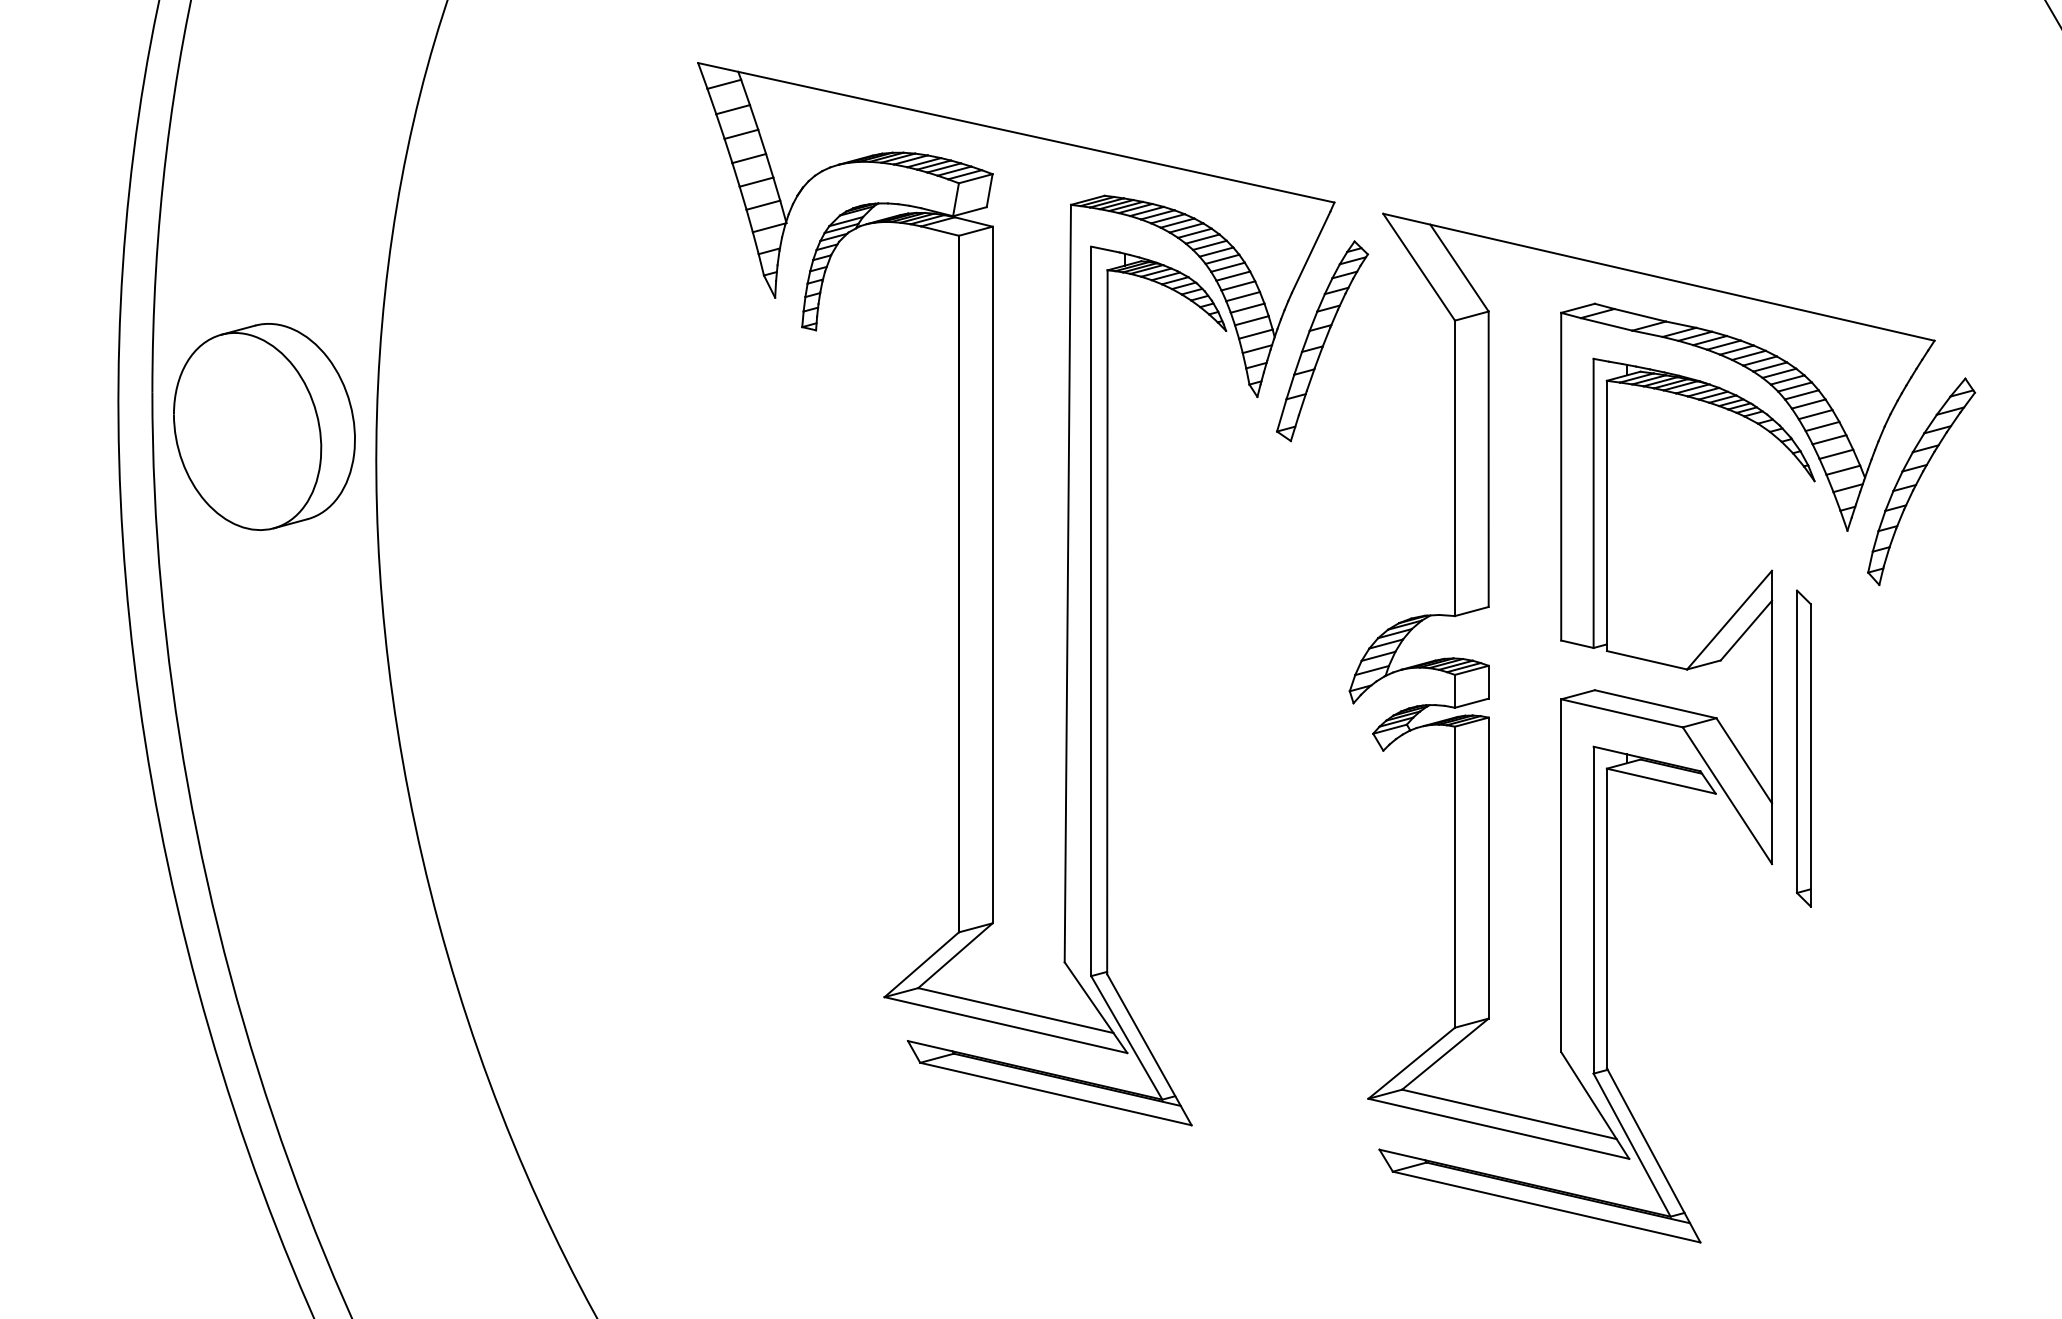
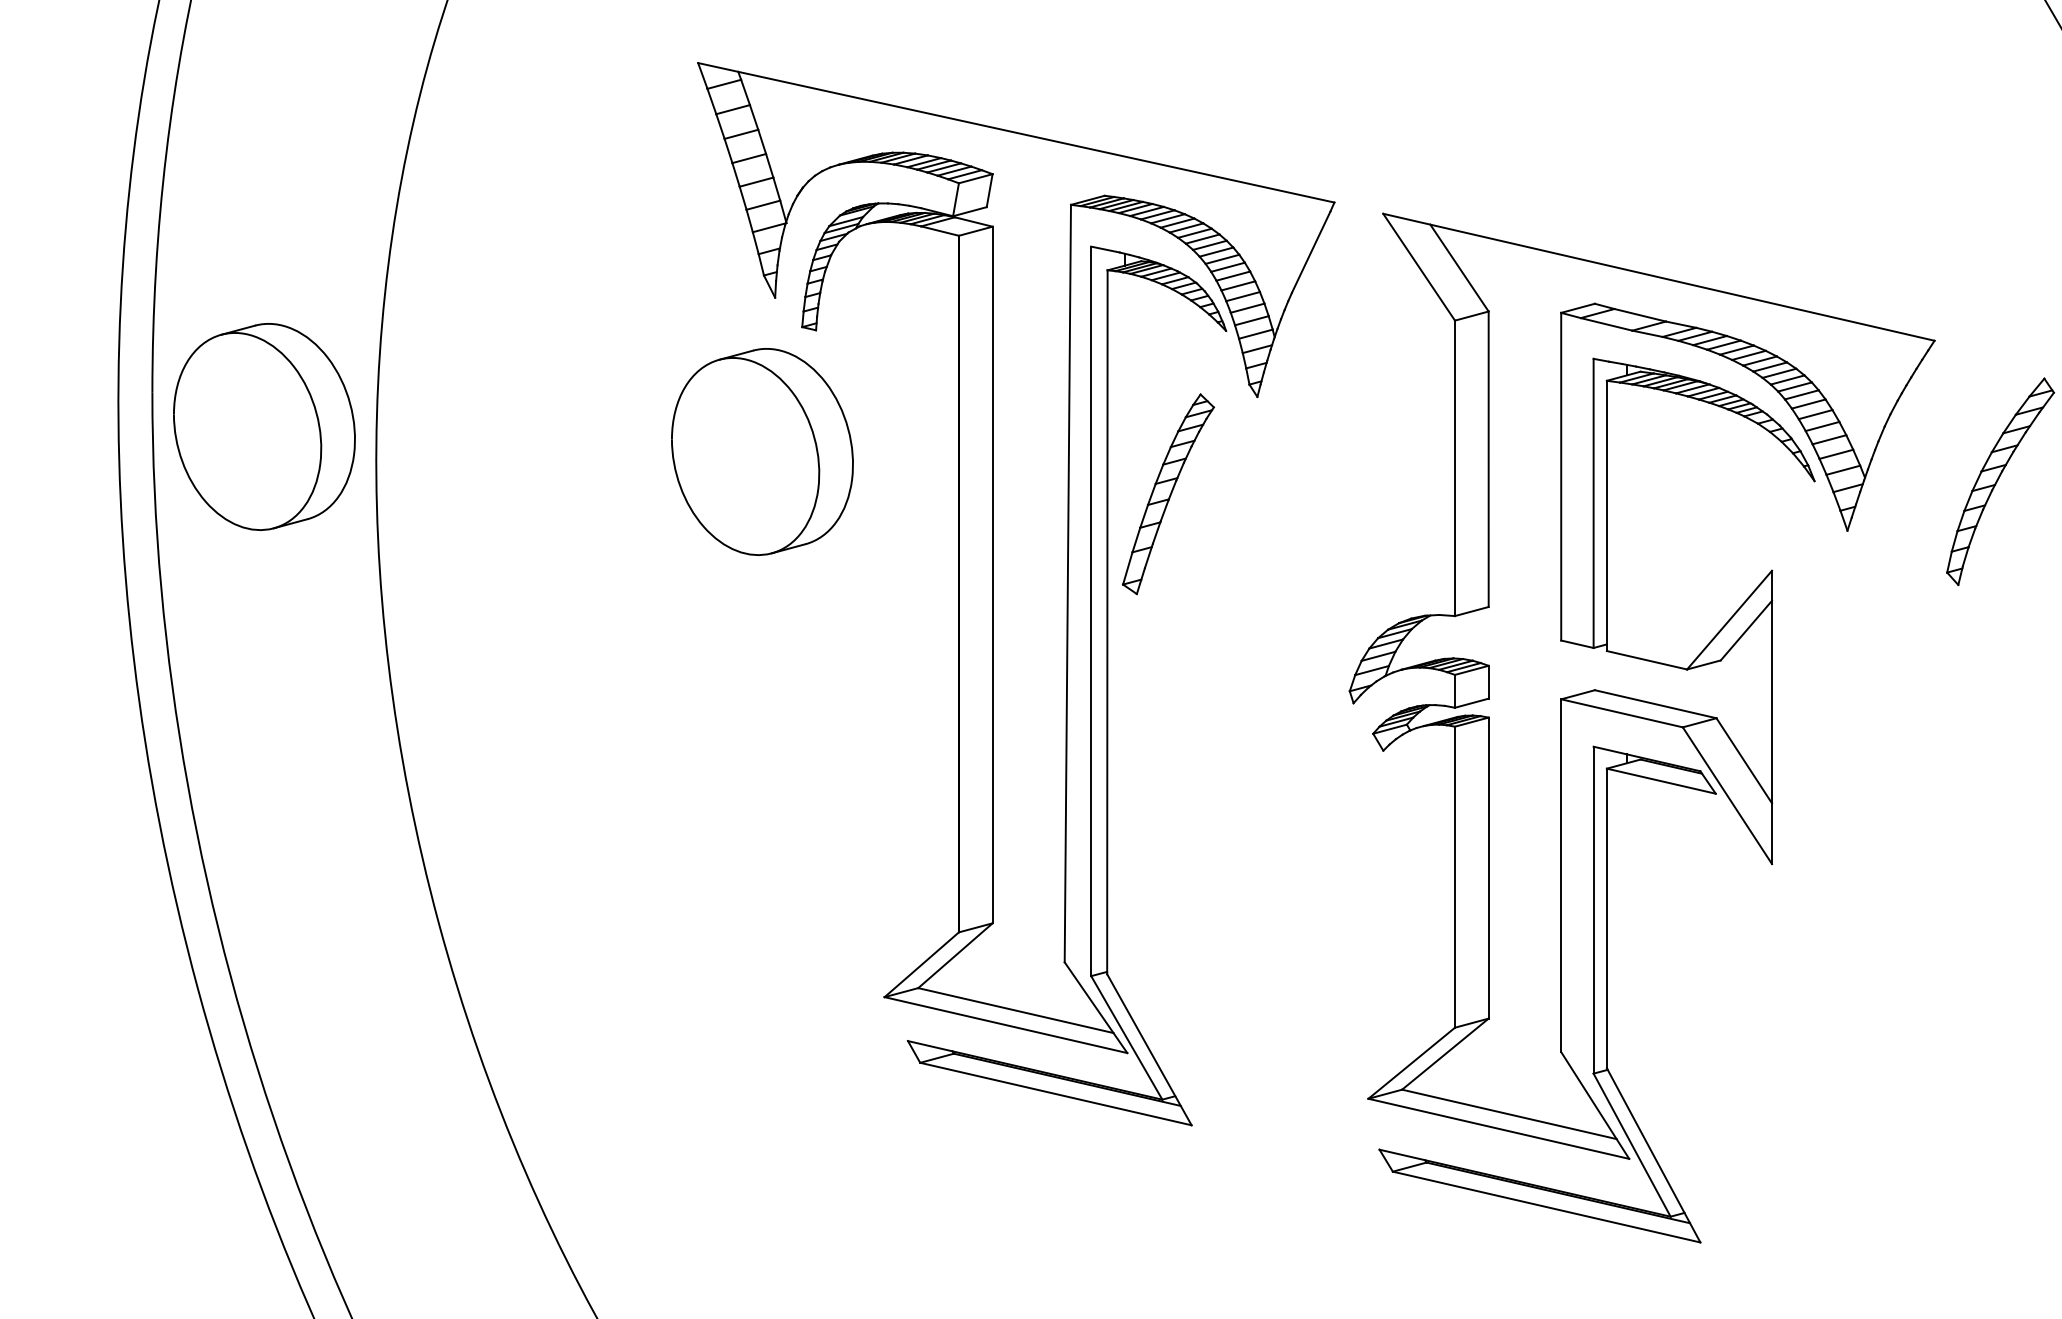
part position: (1322, 341) -> (1168, 494) (1168, 494)
part: none -> present (762, 451)
part position: (1921, 481) -> (2000, 481) (2000, 481)
part: present -> none (1803, 748)
